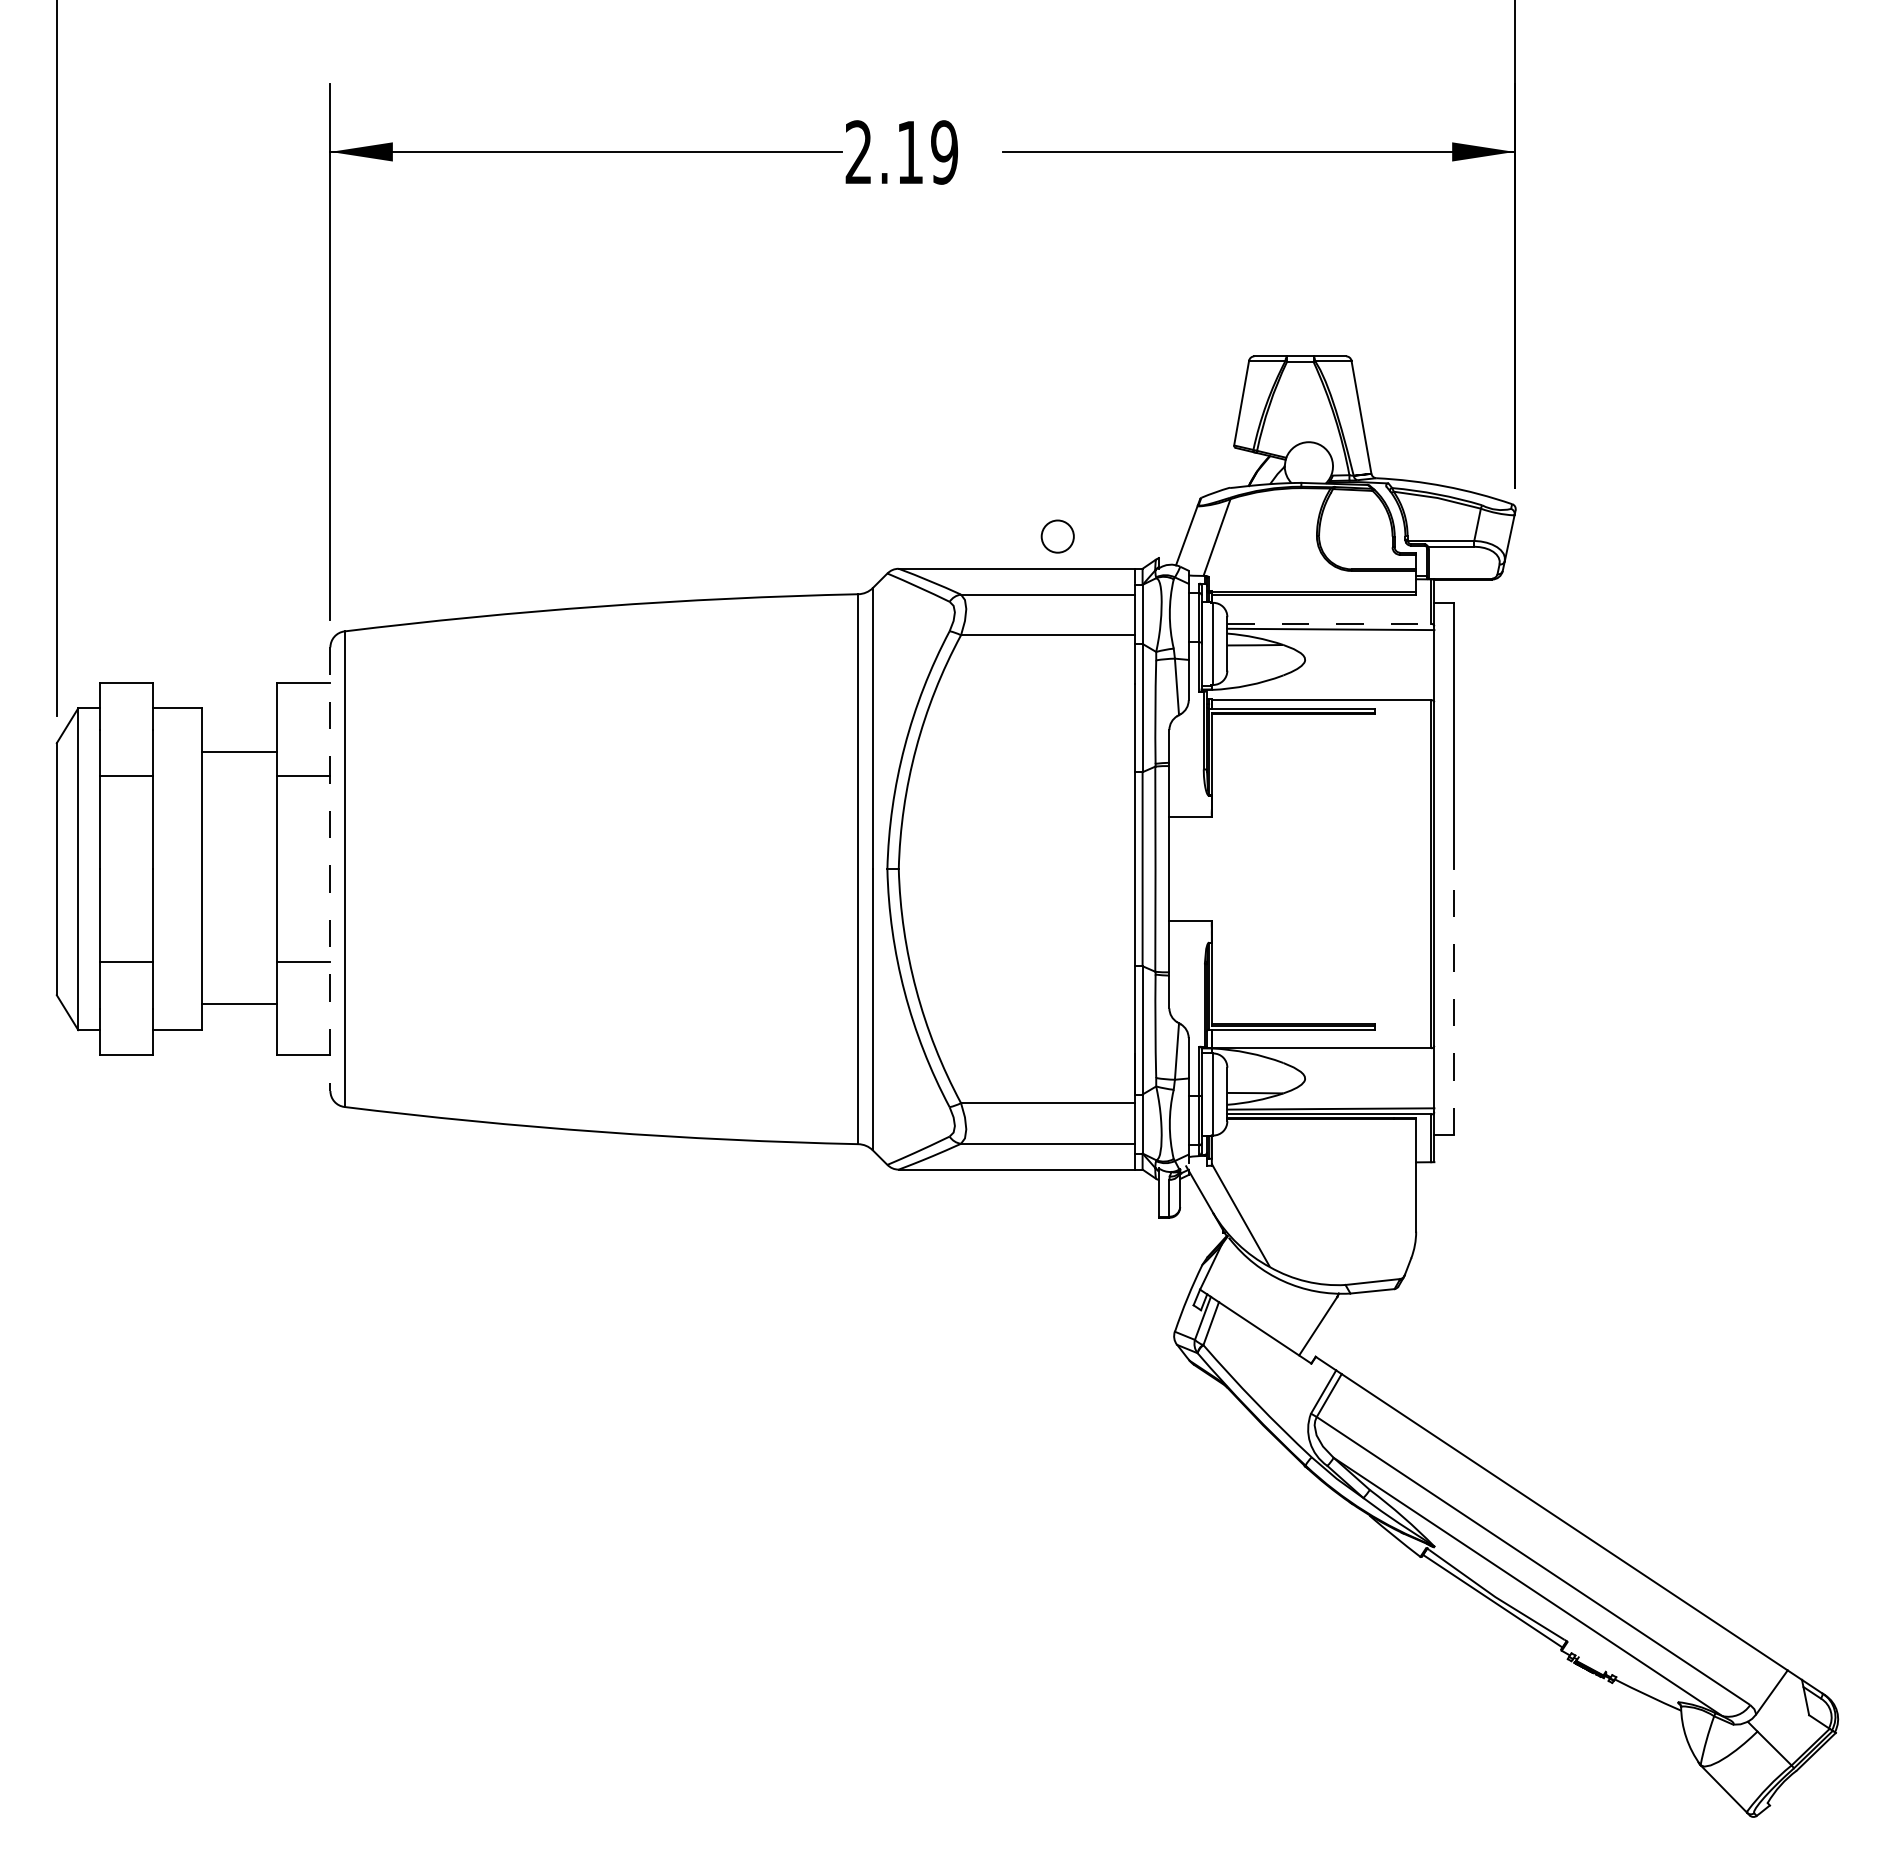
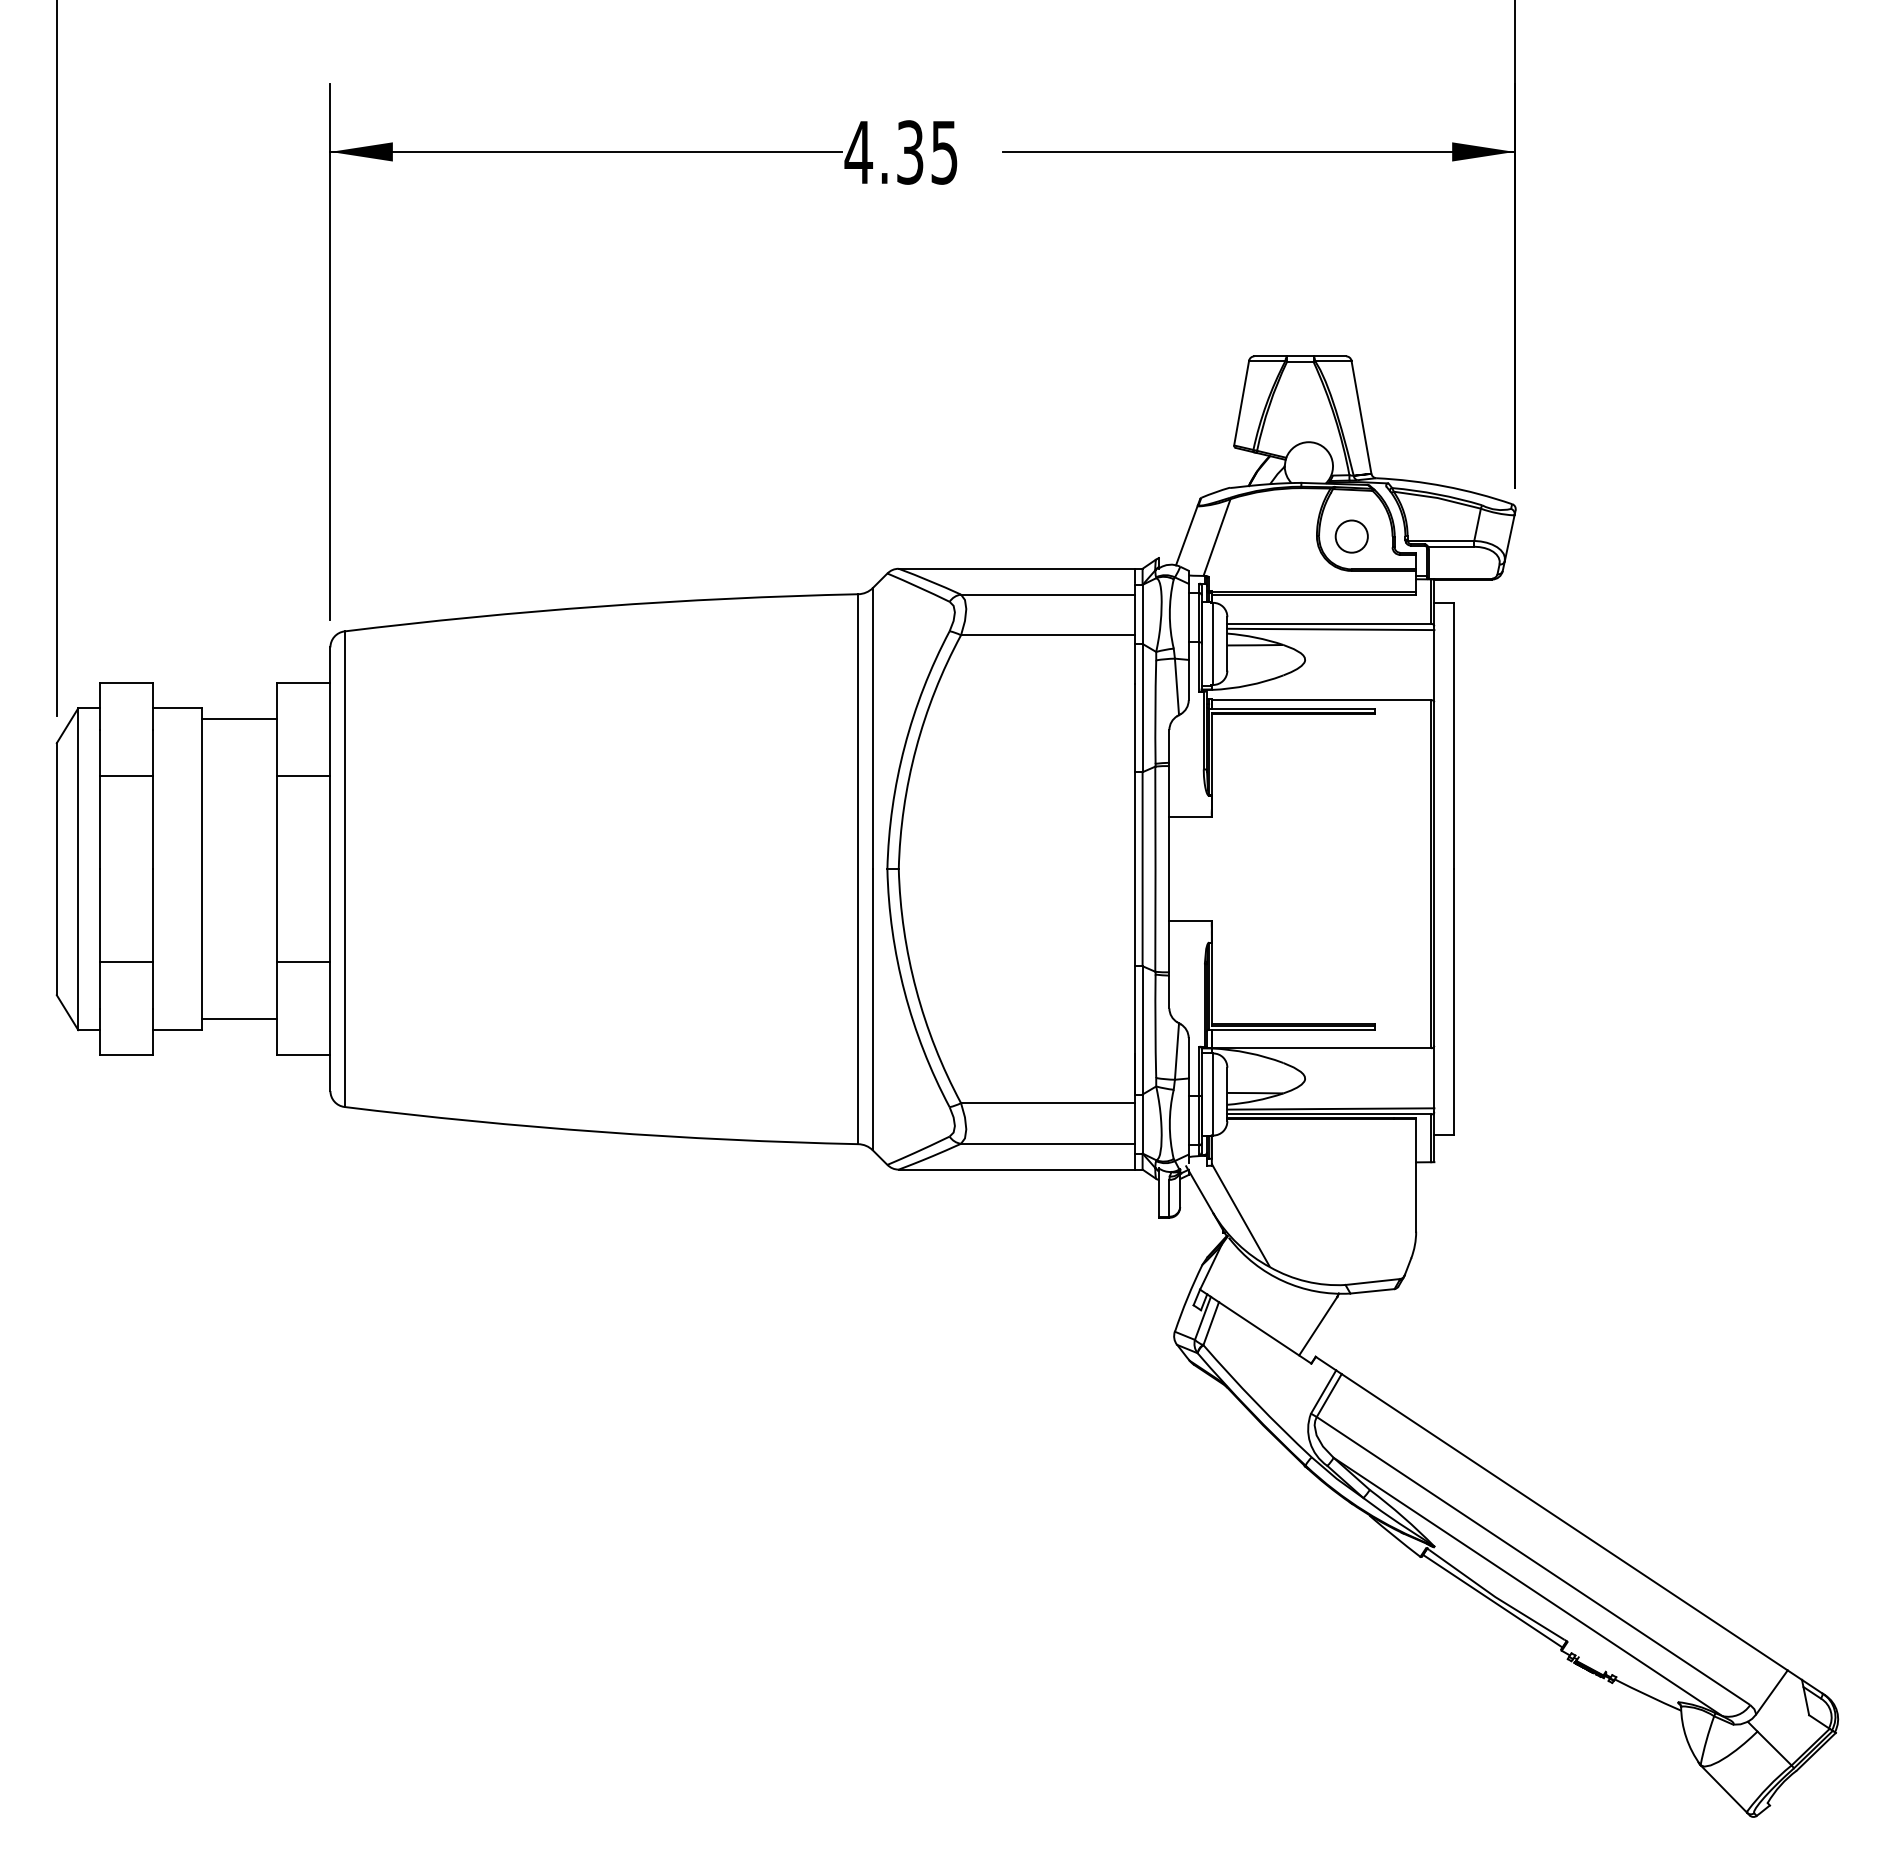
text: 2.19 -> 4.35 (900, 152)
circle position: (1057, 536) -> (1351, 536) (1351, 536)
line: dashed -> solid (1329, 623)
line position: (238, 752) -> (238, 719) (238, 719)
line: dashed -> solid (330, 869)
line: dashed -> solid (1453, 1002)
line position: (238, 1004) -> (238, 1019) (238, 1019)
